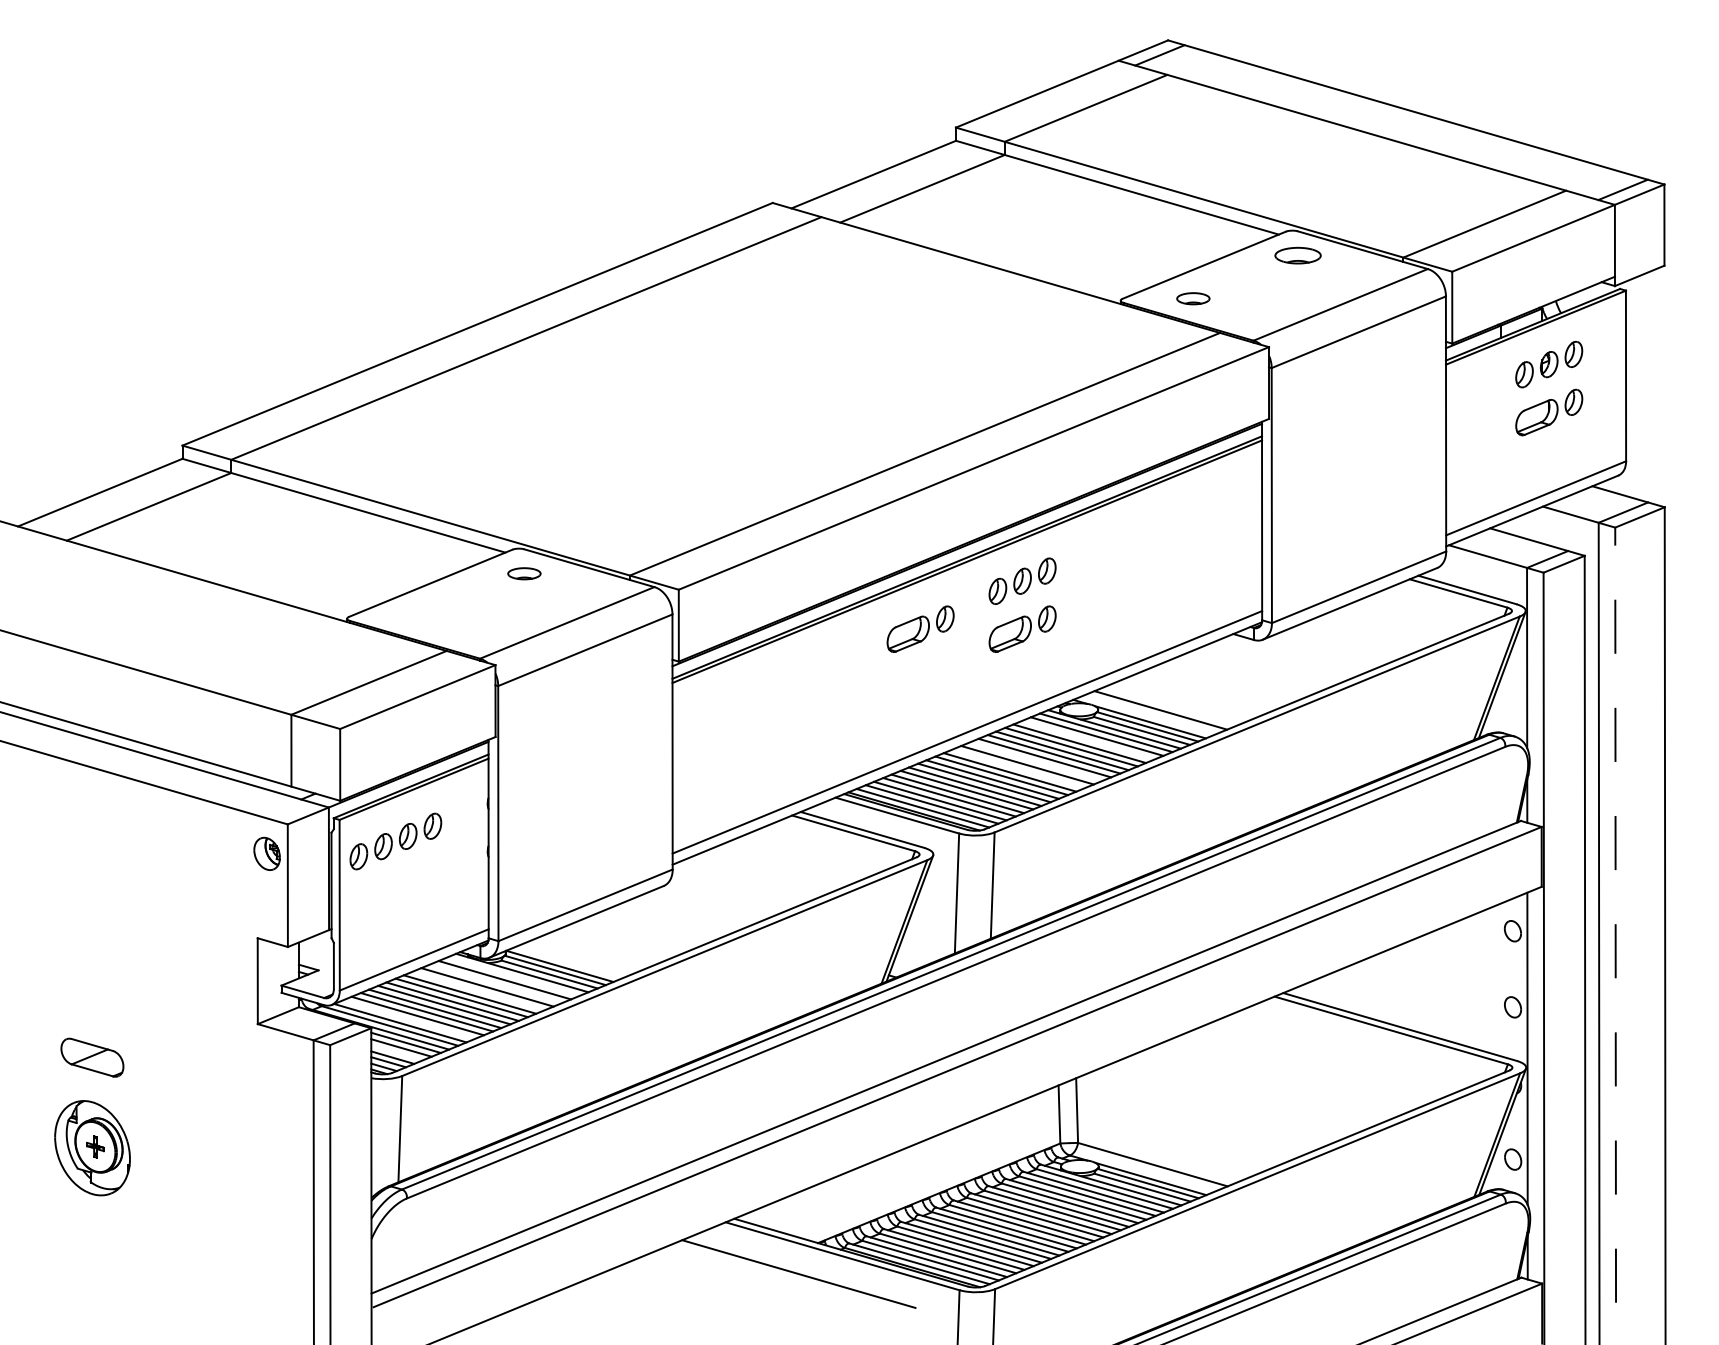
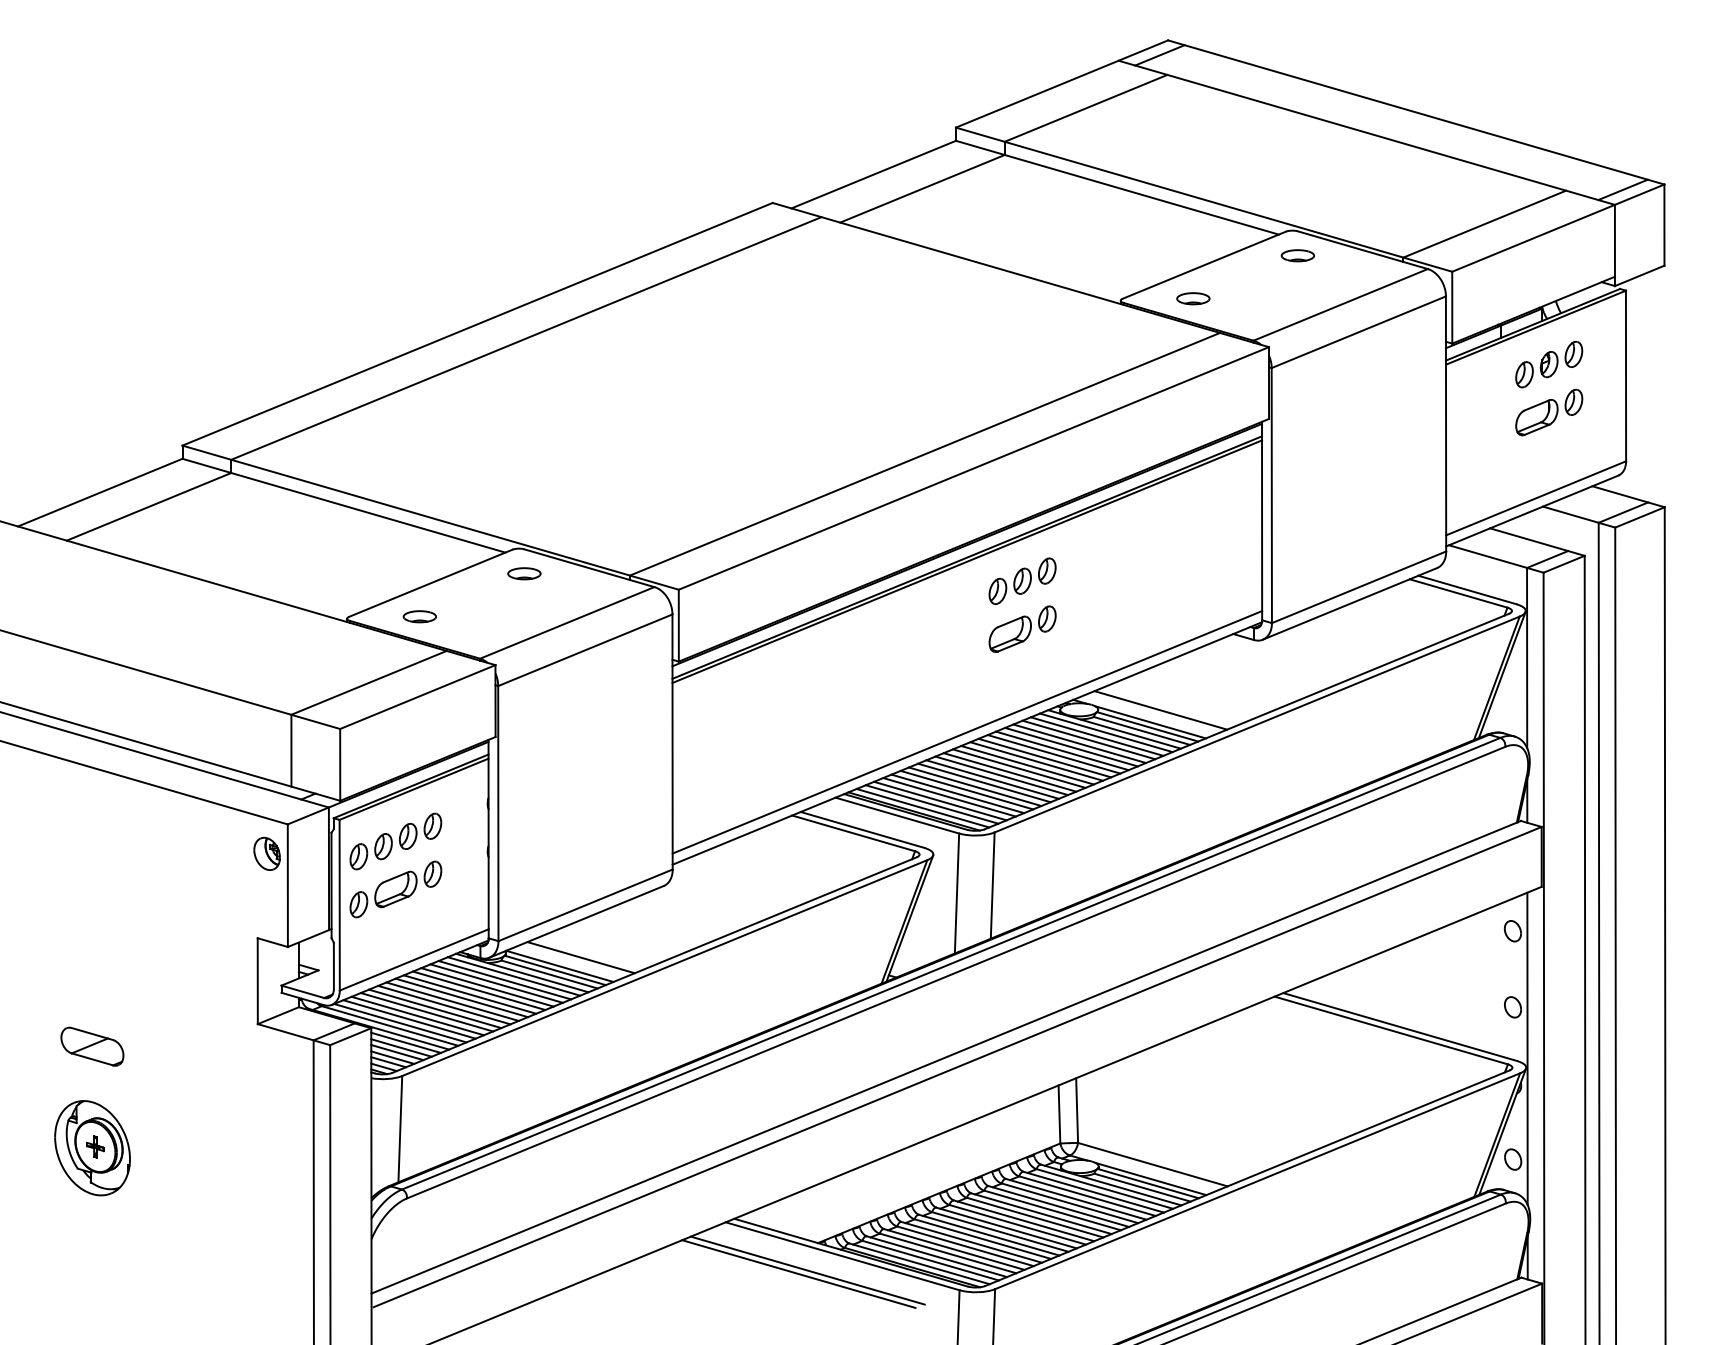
part size: 48x19 px -> 35x14 px (1297, 255)
part: none -> present (419, 616)
part: present -> none (920, 628)
line: none -> present (1088, 739)
line: none -> present (1036, 761)
line: none -> present (1018, 768)
part: none -> present (395, 889)
line: dashed -> solid (1615, 935)
line: none -> present (580, 957)
line: none -> present (513, 976)
line: none -> present (496, 983)
line: none -> present (479, 990)
line: none -> present (409, 1019)
line: none -> present (397, 1052)
part position: (92, 1057) -> (92, 1046) (92, 1046)
line: none -> present (807, 1270)
